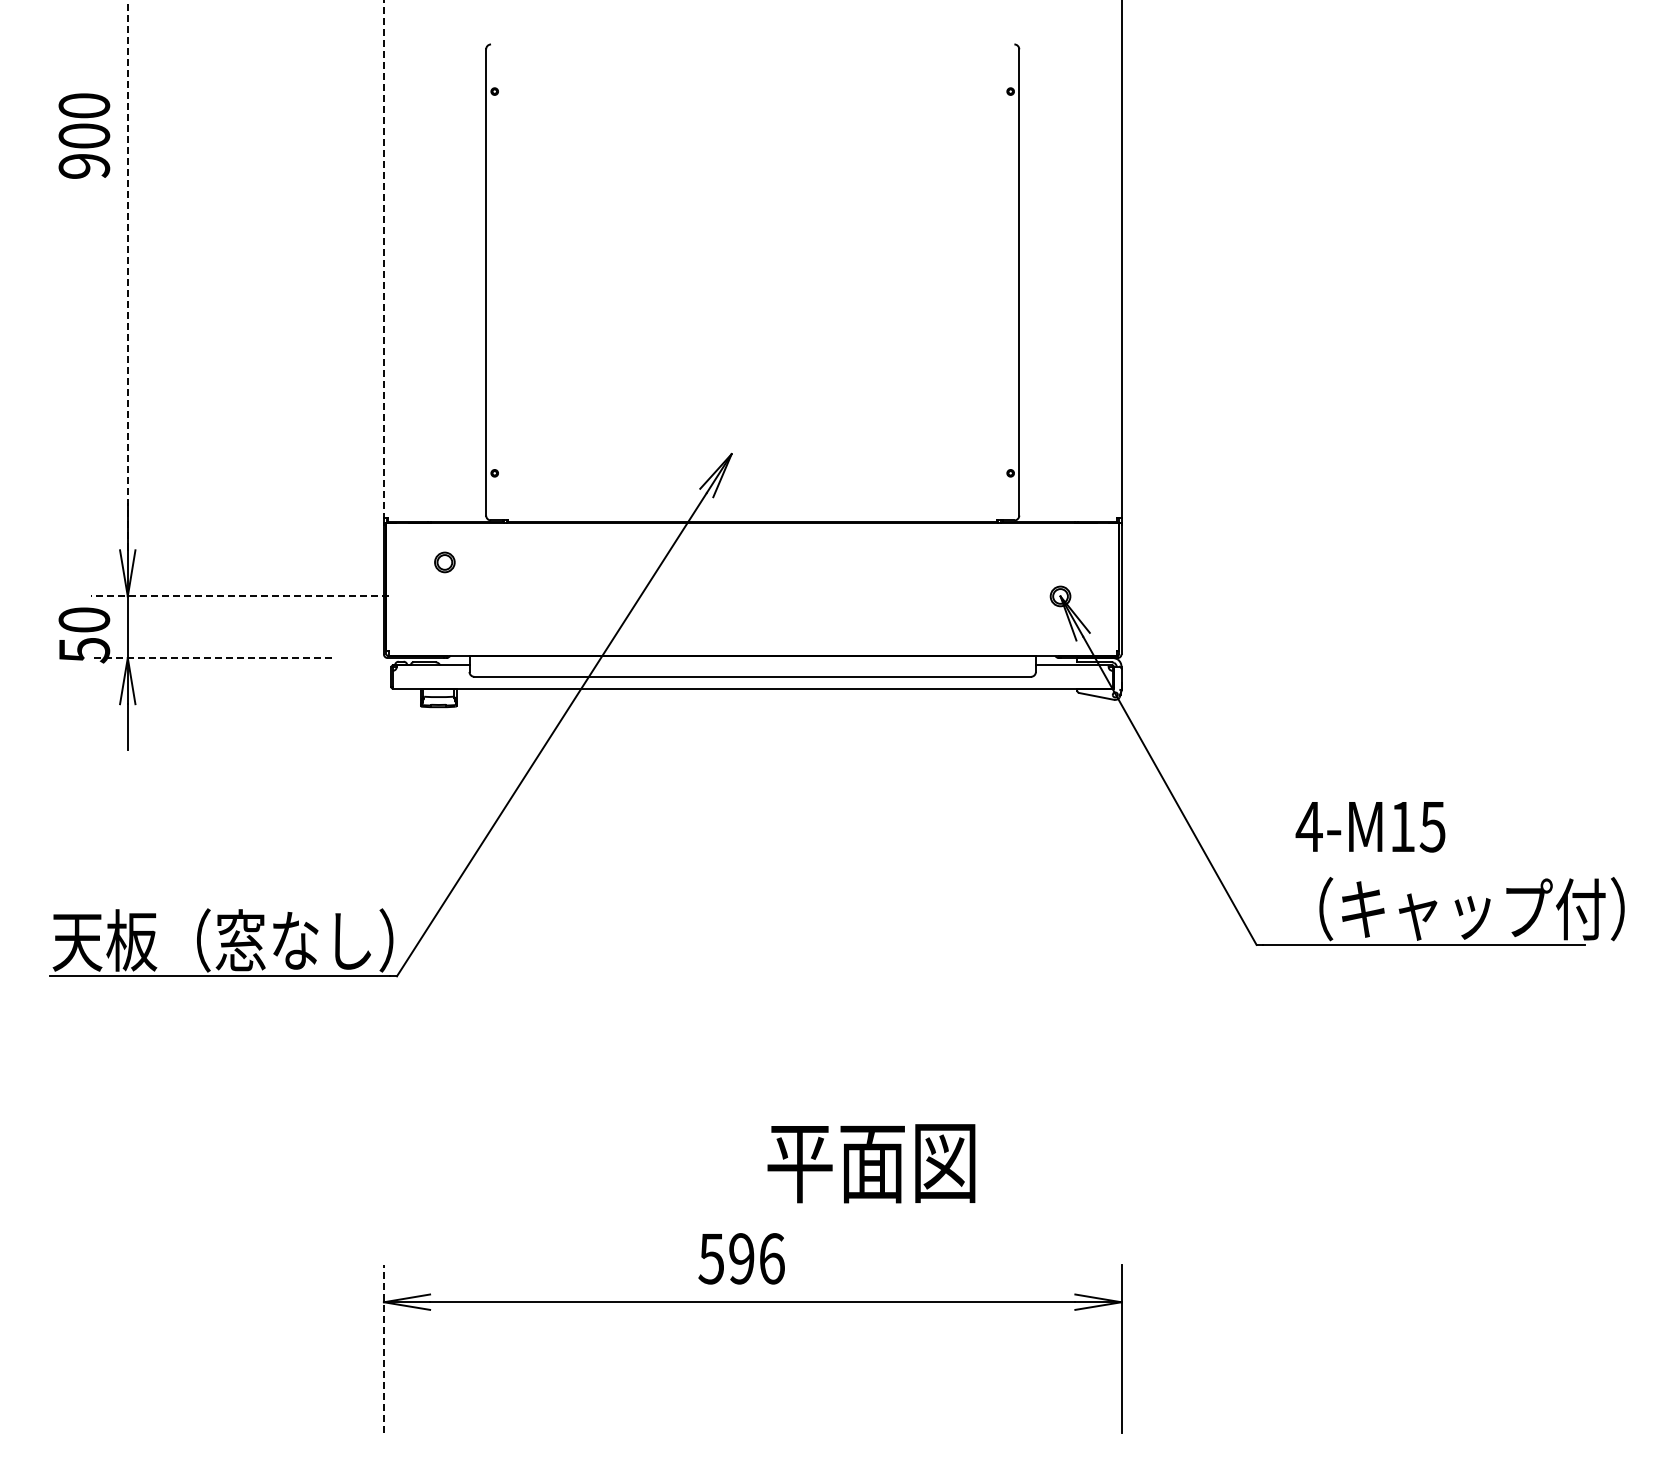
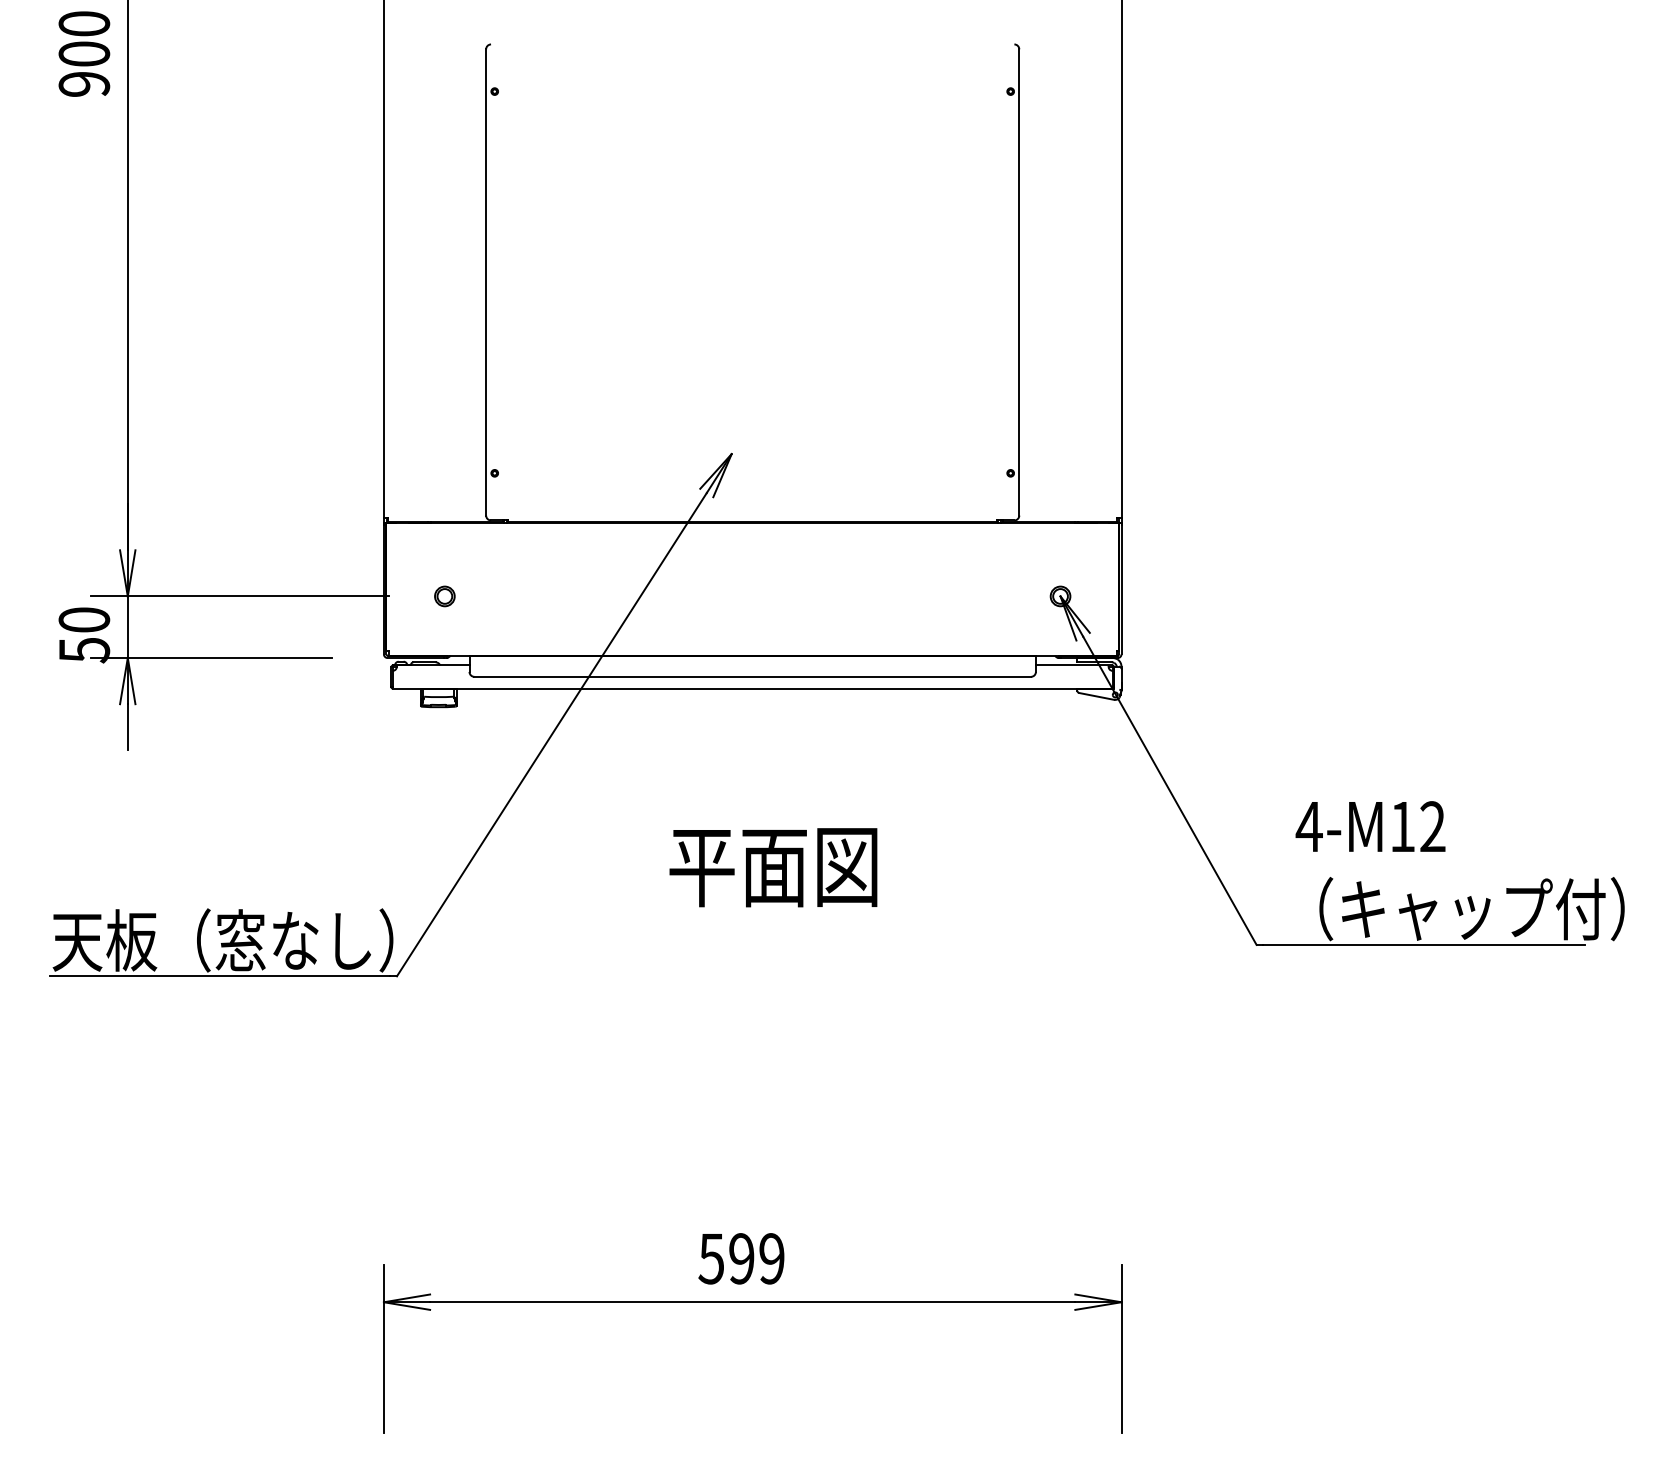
text position: (84, 135) -> (84, 53) (84, 53)
line: dashed -> solid (383, 259)
line: dashed -> solid (127, 275)
part position: (444, 562) -> (444, 596) (444, 596)
line: dashed -> solid (239, 596)
line: dashed -> solid (211, 658)
text: 4-M15 -> 4-M12 (1432, 826)
text position: (871, 1163) -> (773, 867) (773, 867)
text: 596 -> 599 (771, 1258)
line: dashed -> solid (383, 1348)
